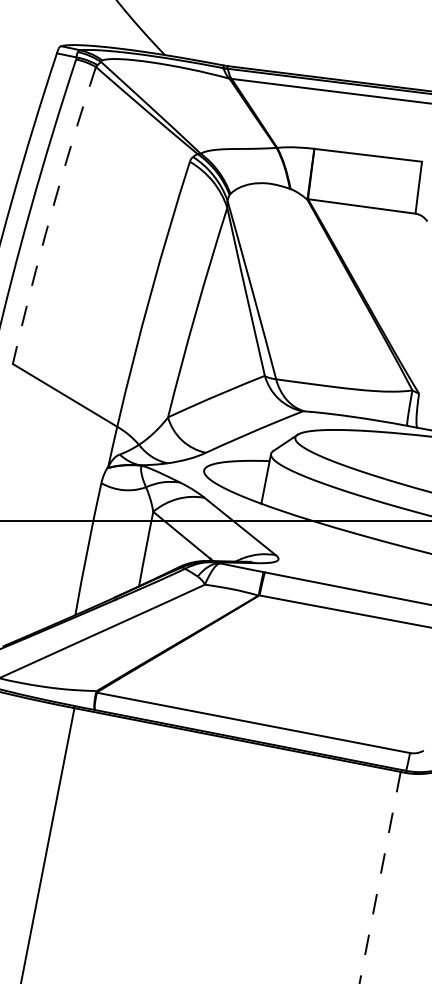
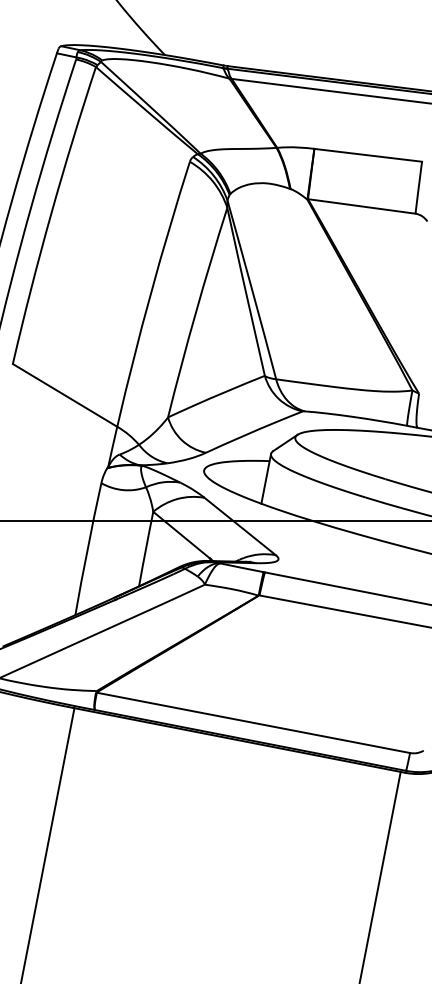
arc: dashed -> solid (51, 214)
line: dashed -> solid (380, 877)
